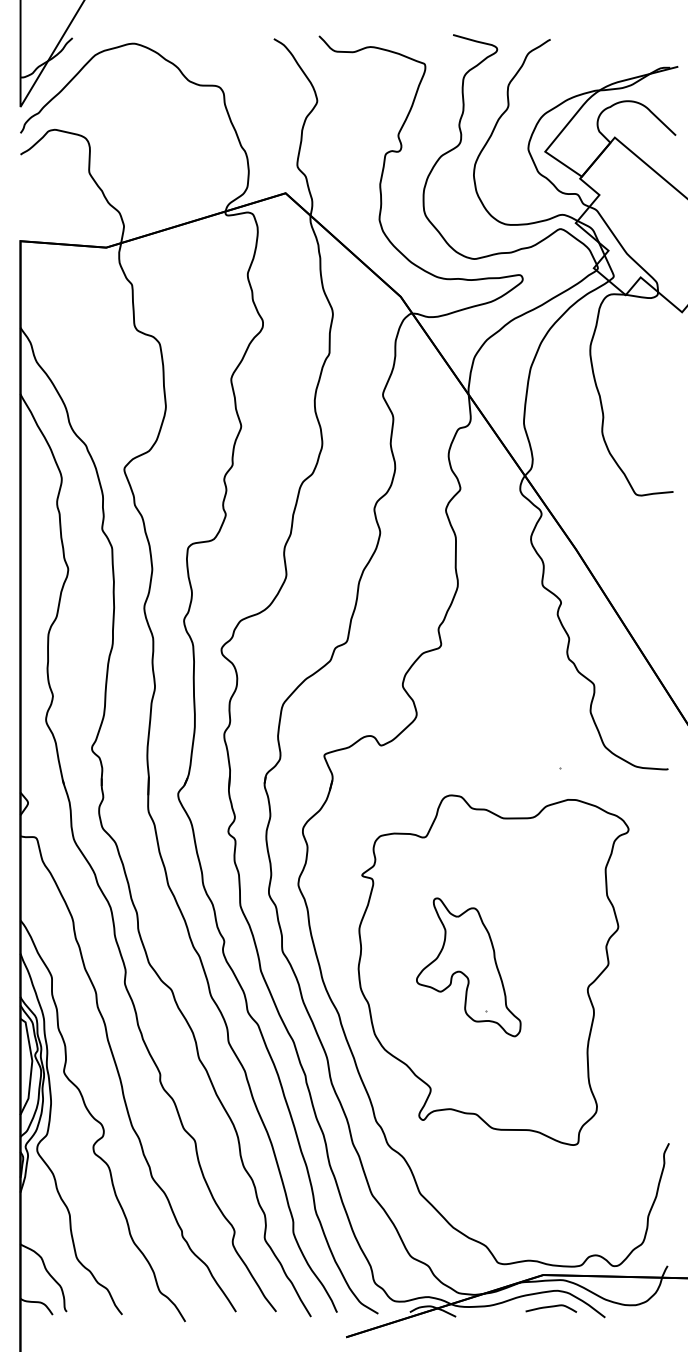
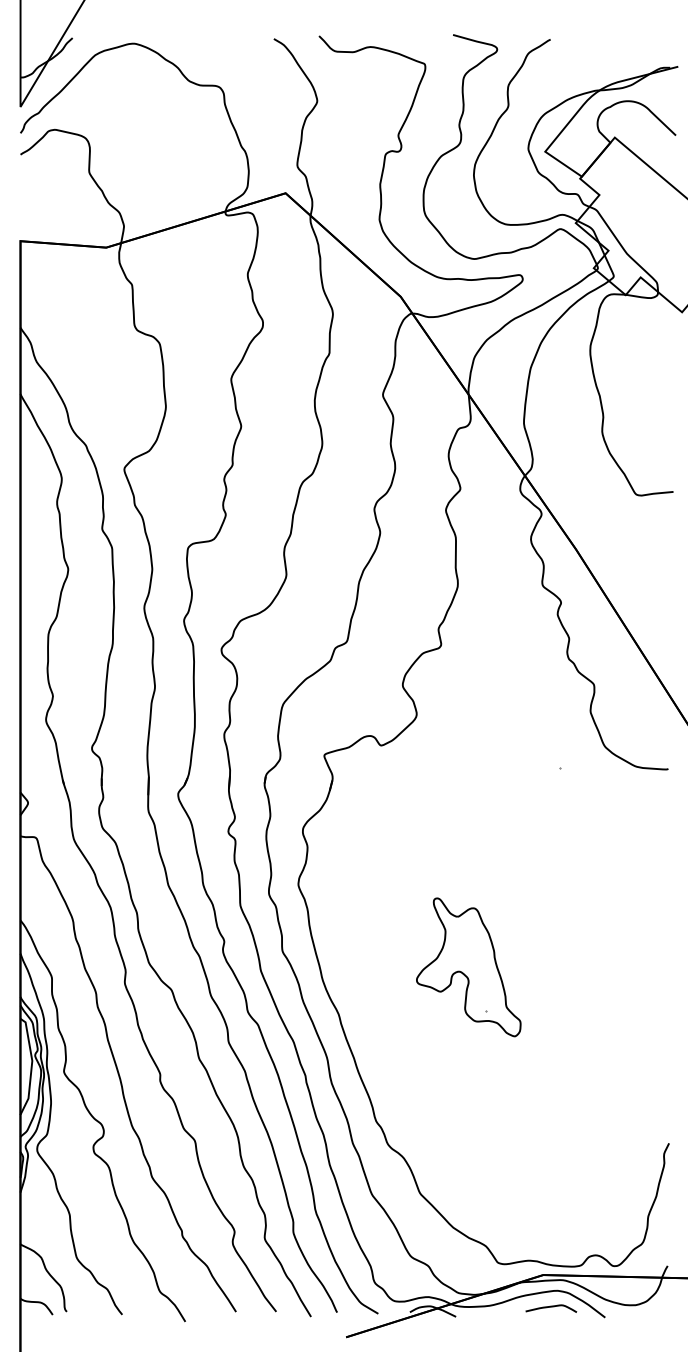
part: present -> none (493, 969)
